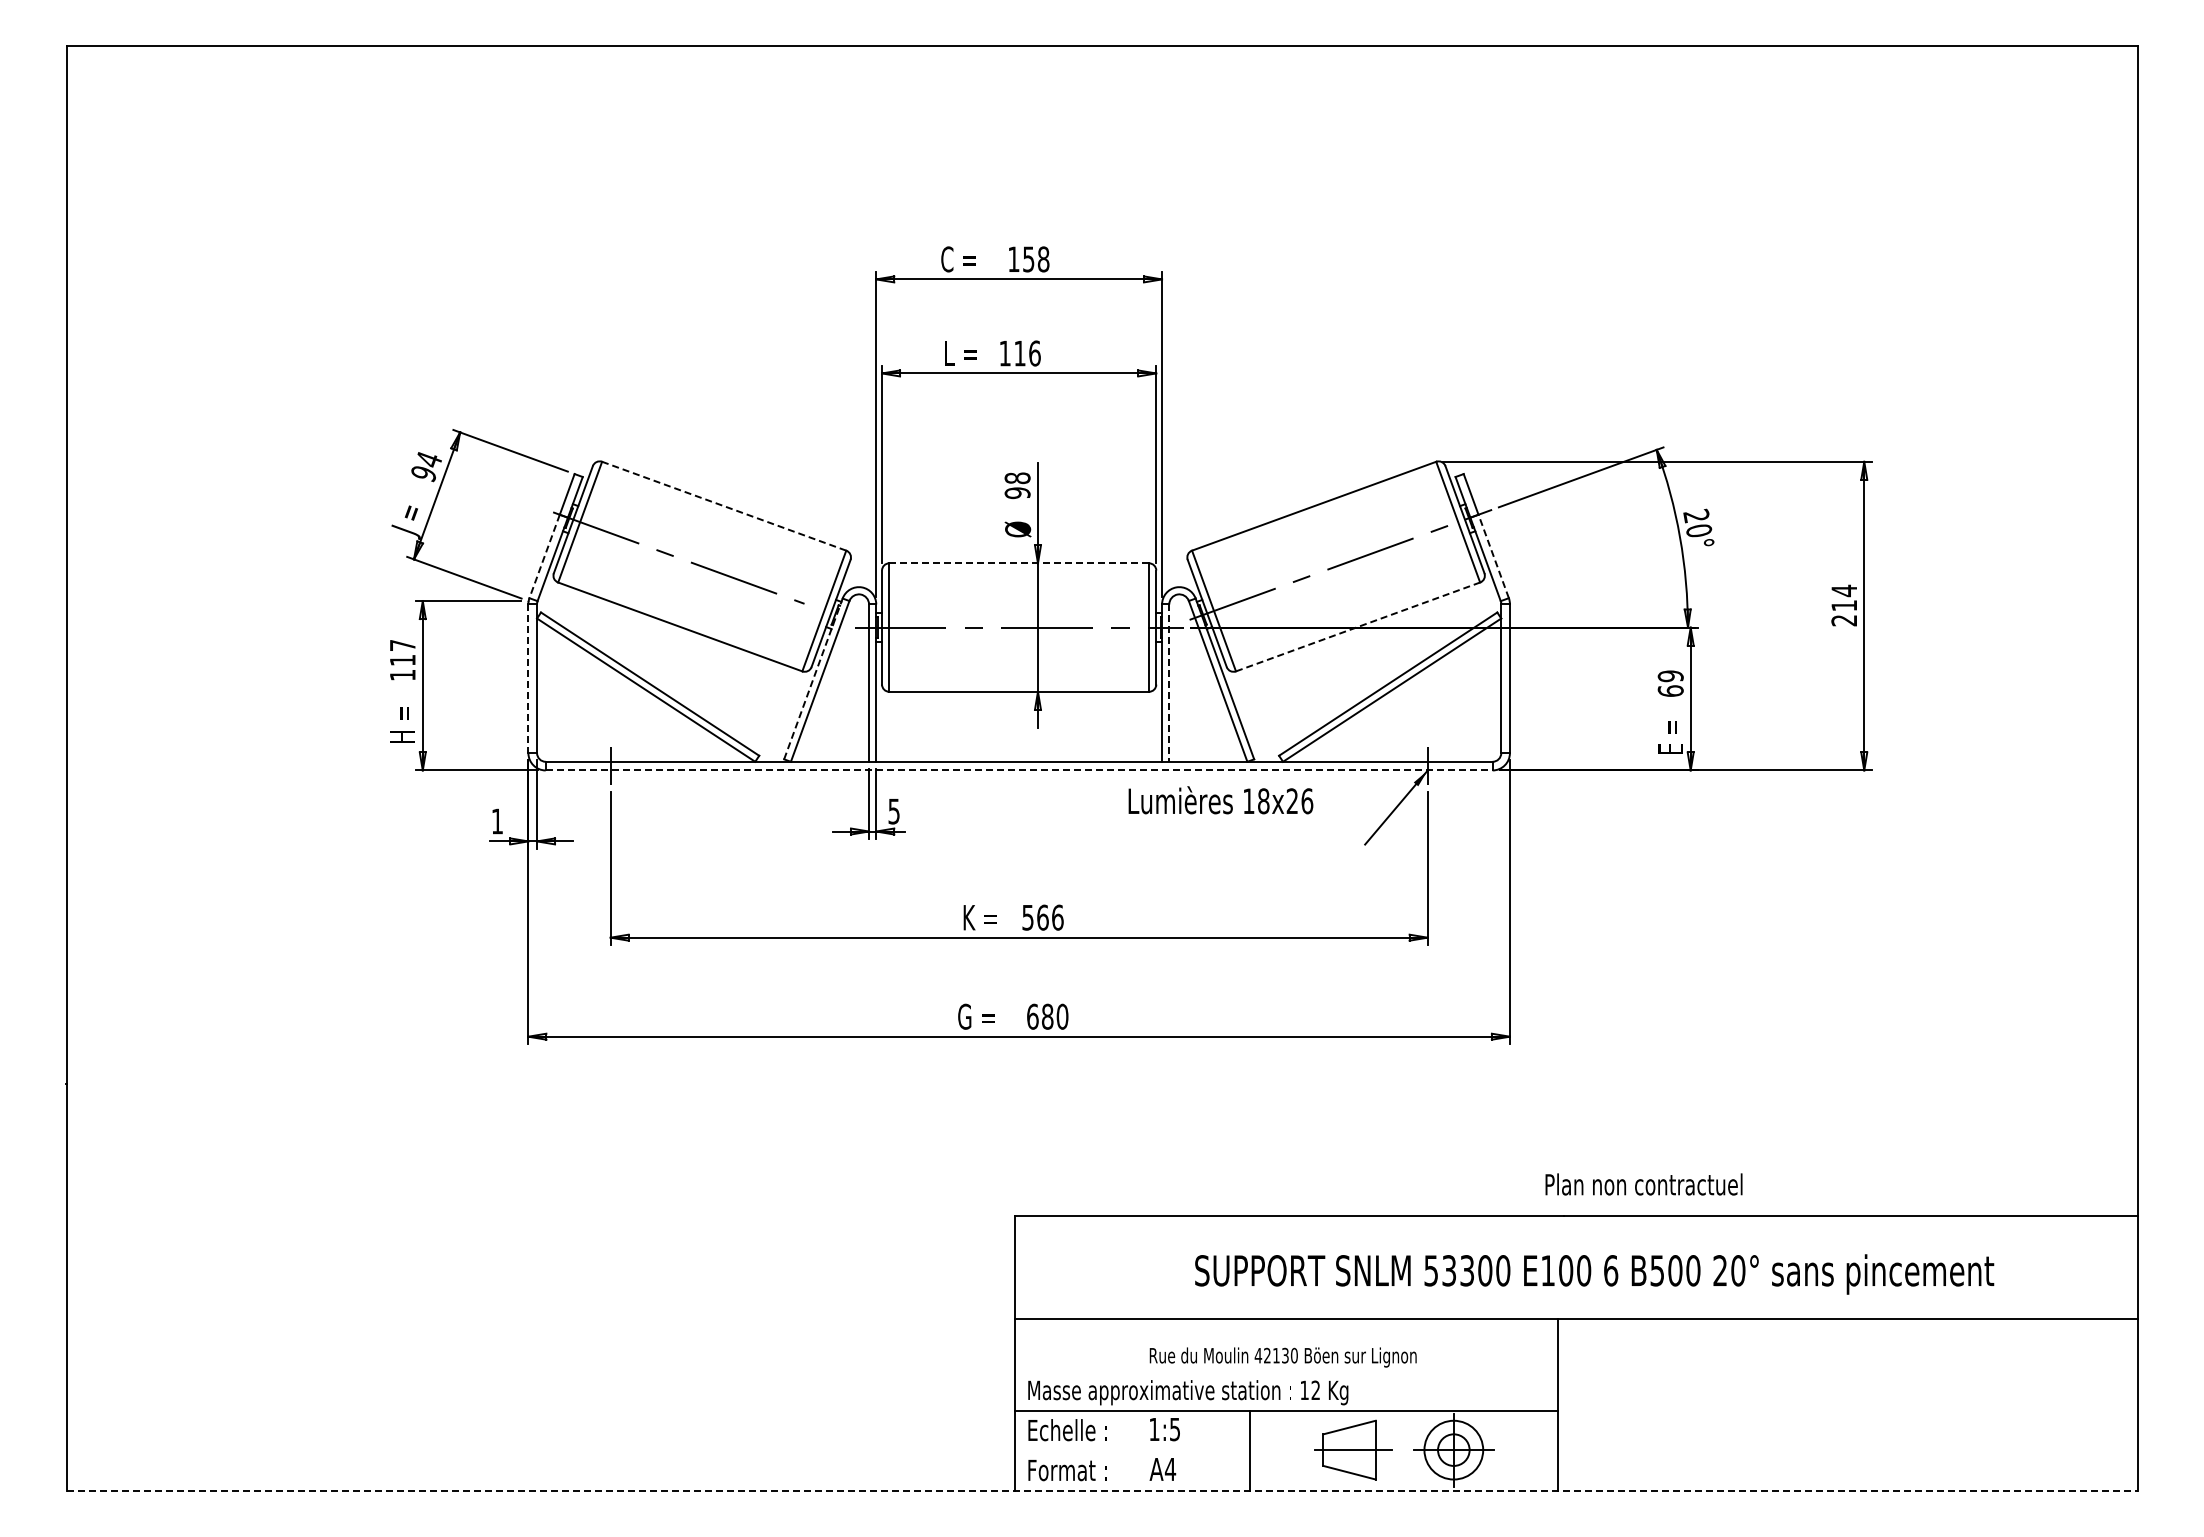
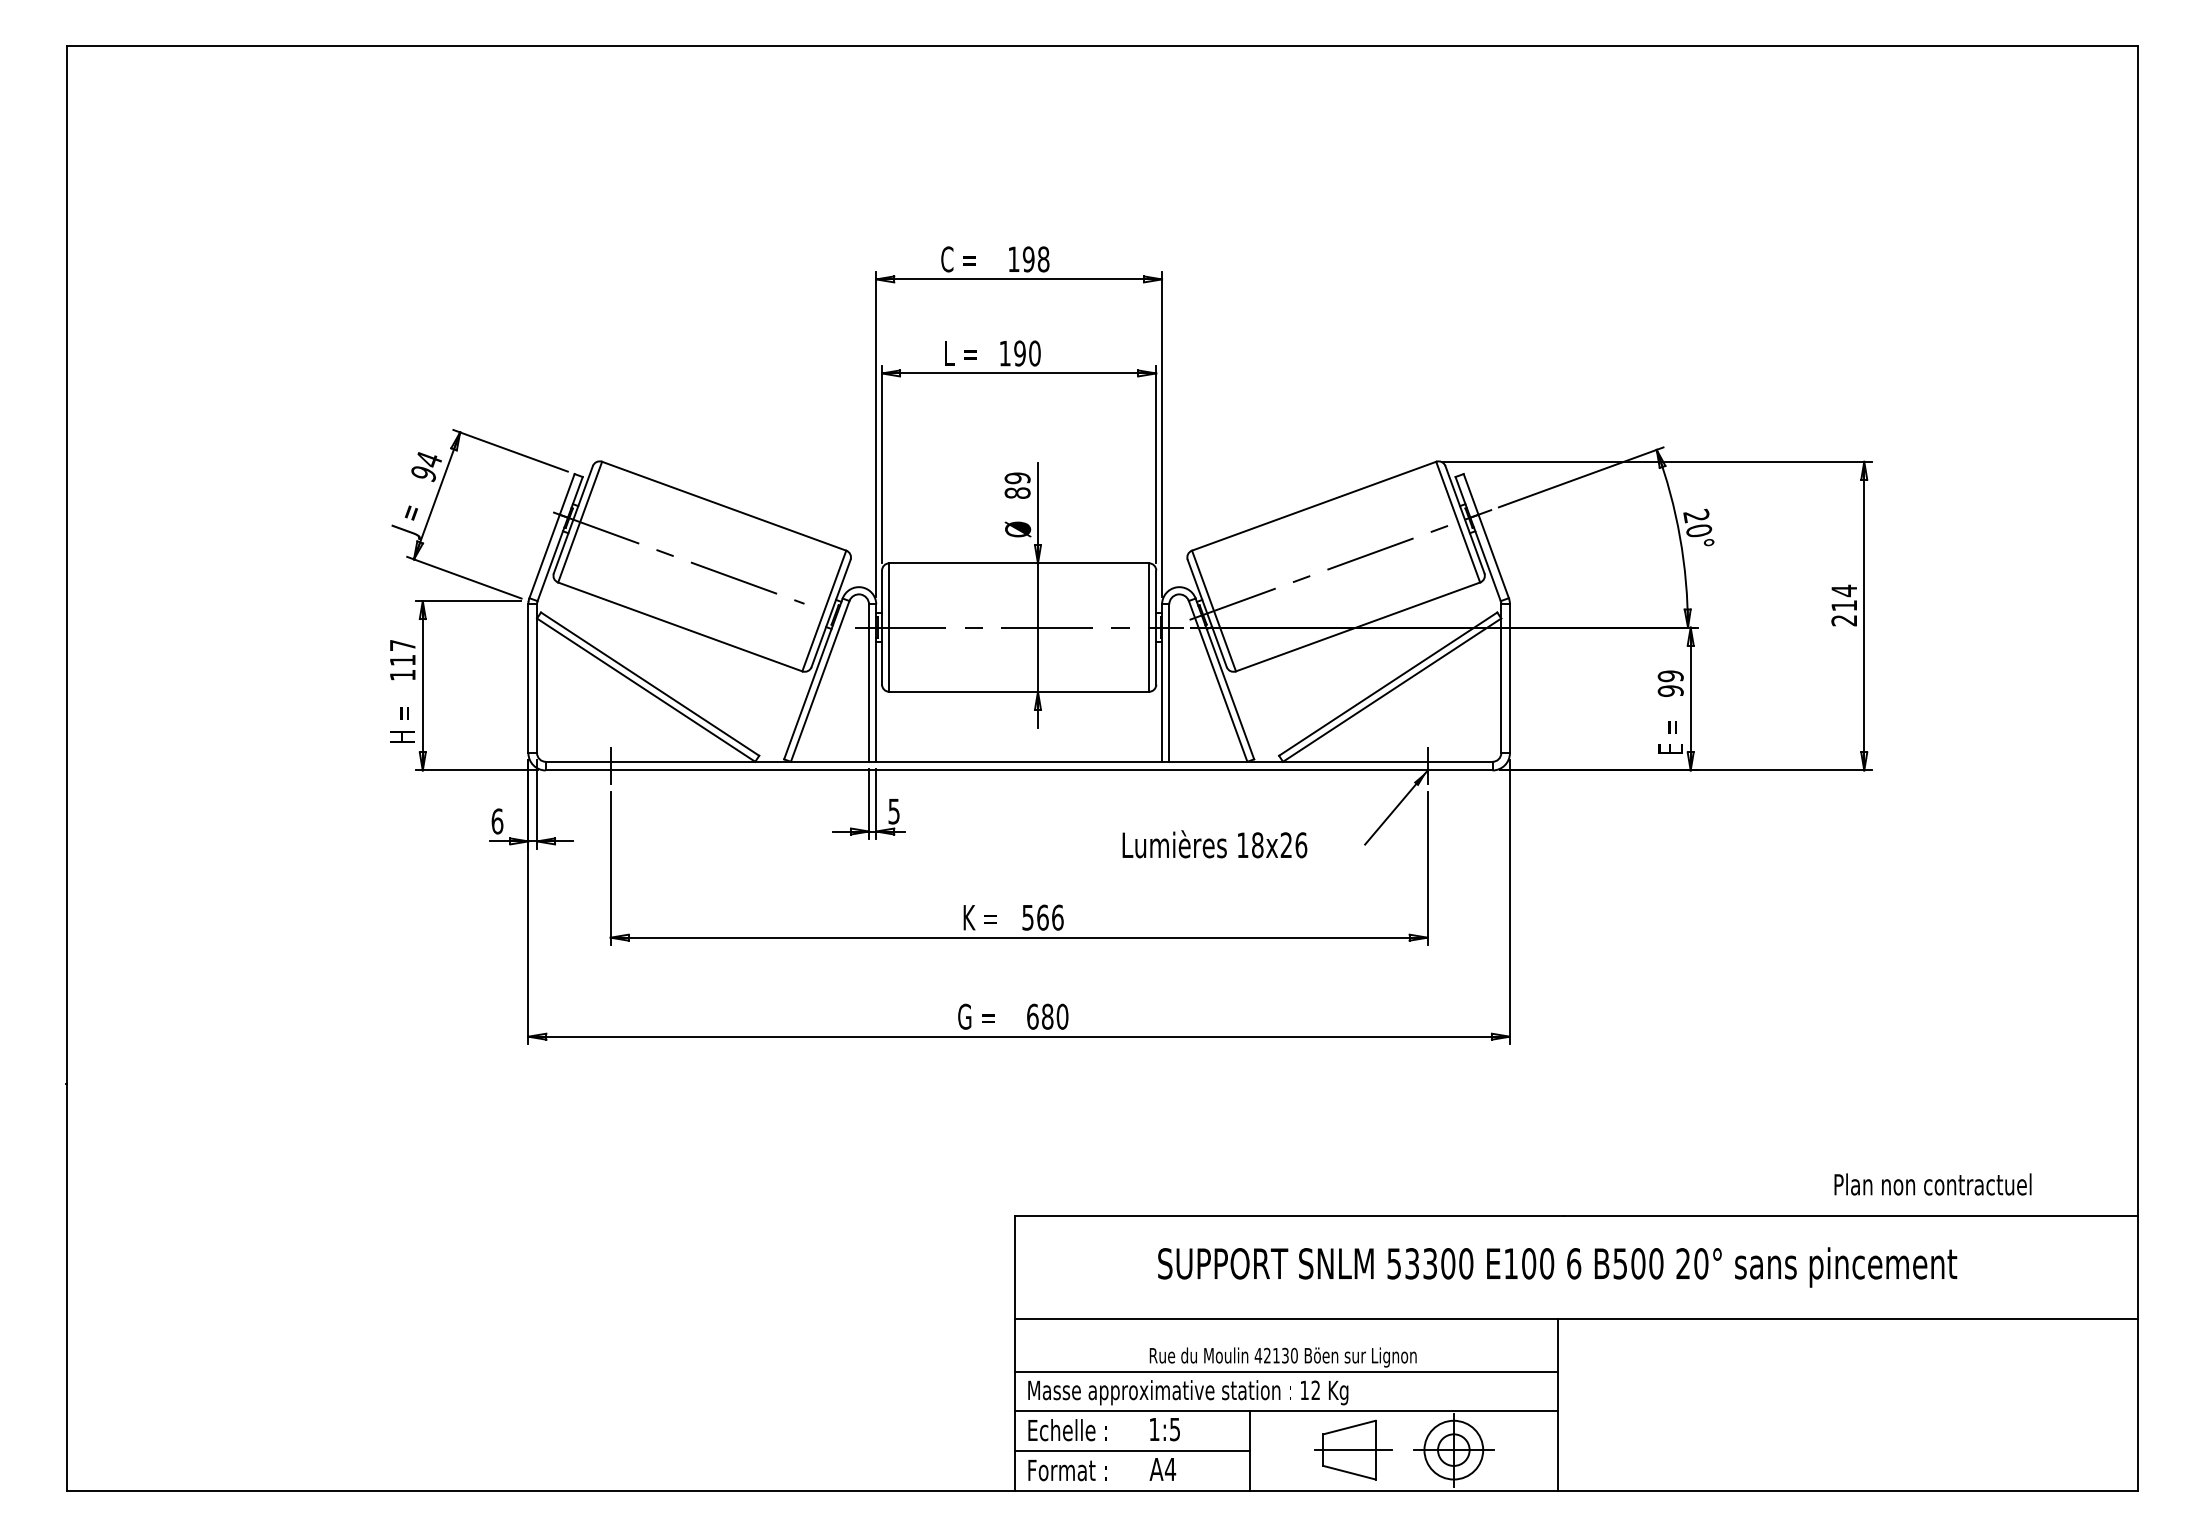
text: 158 -> 198 (1028, 259)
text: 116 -> 190 (1027, 353)
text: 98 -> 89 (1017, 485)
line: dashed -> solid (724, 506)
line: dashed -> solid (544, 556)
line: dashed -> solid (1493, 556)
line: dashed -> solid (1019, 563)
line: dashed -> solid (1358, 626)
line: dashed -> solid (528, 678)
line: dashed -> solid (813, 678)
line: dashed -> solid (1169, 683)
text: 69 -> 99 (1670, 691)
line: dashed -> solid (1019, 770)
text position: (1220, 800) -> (1214, 844) (1214, 844)
text: 1 -> 6 (497, 821)
text position: (1643, 1184) -> (1932, 1184) (1932, 1184)
text position: (1594, 1274) -> (1557, 1267) (1557, 1267)
line: none -> present (1286, 1371)
line: none -> present (1132, 1450)
line: dashed -> solid (1102, 1490)
